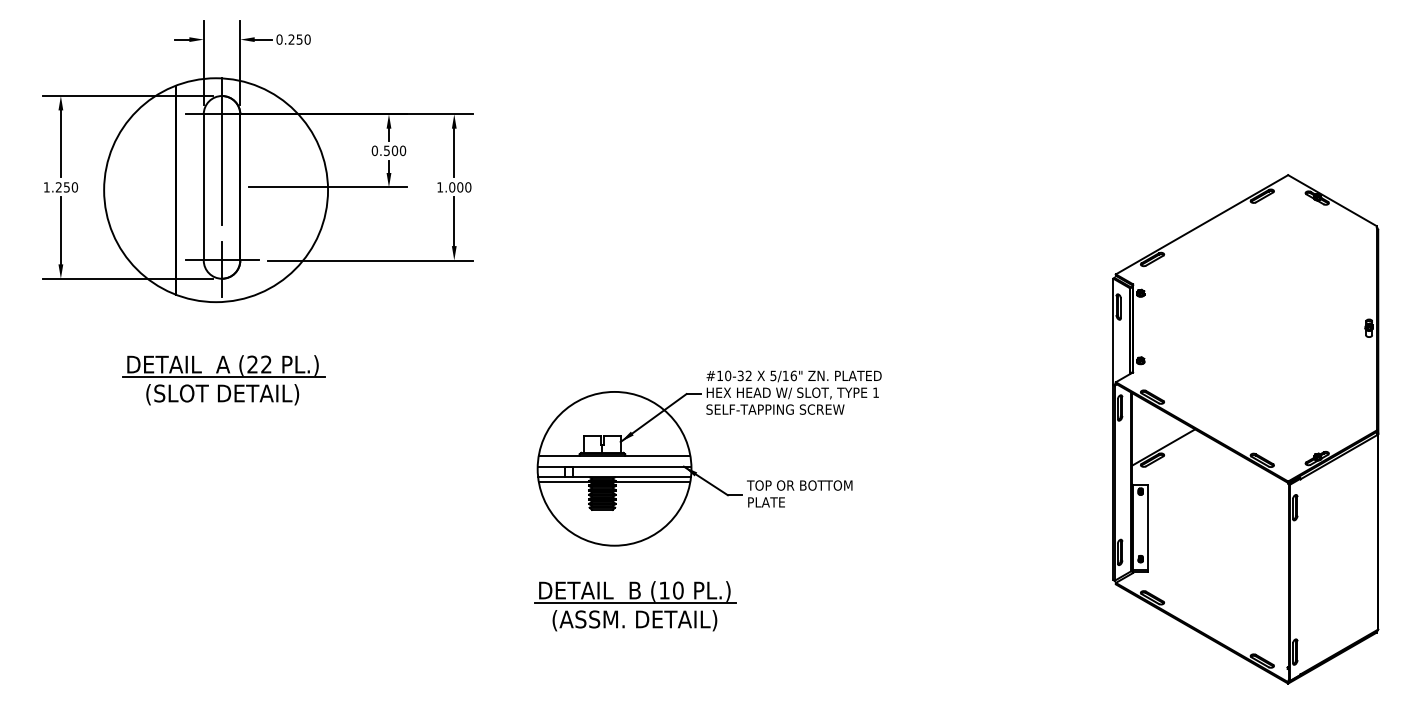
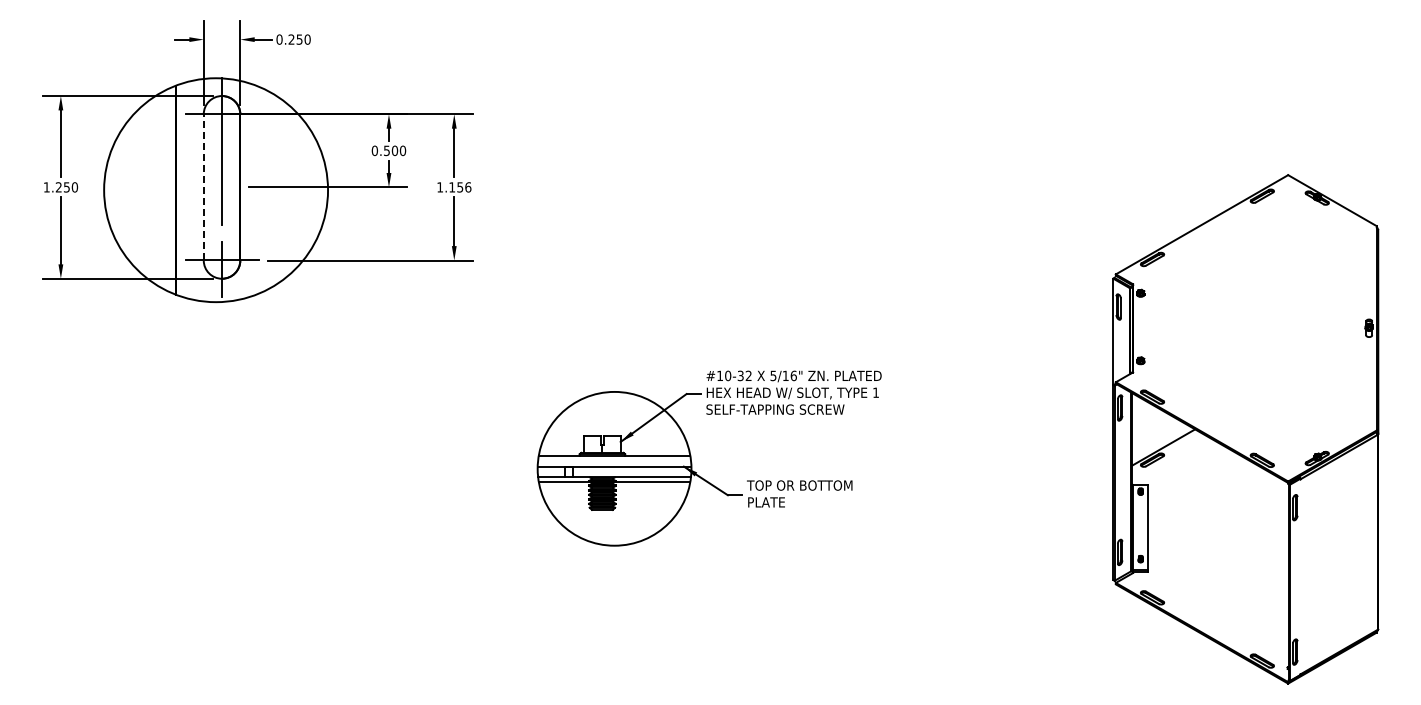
line: solid -> dashed (203, 186)
text: 1.000 -> 1.156 (460, 187)
part: present -> none (223, 380)
part: present -> none (635, 606)
